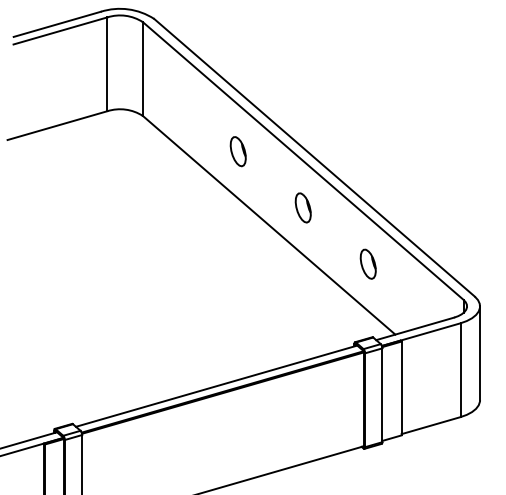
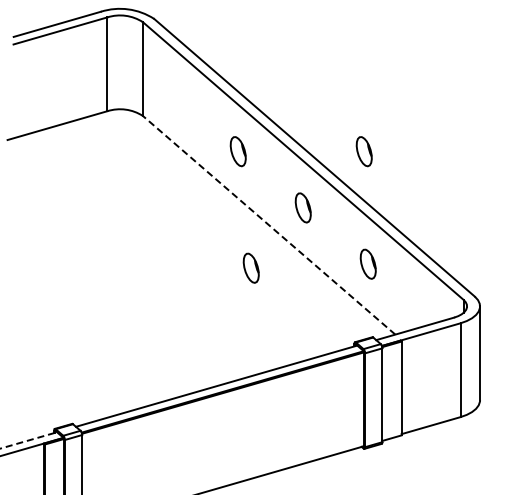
part: none -> present (363, 151)
line: solid -> dashed (269, 225)
part: none -> present (250, 267)
line: solid -> dashed (29, 440)
